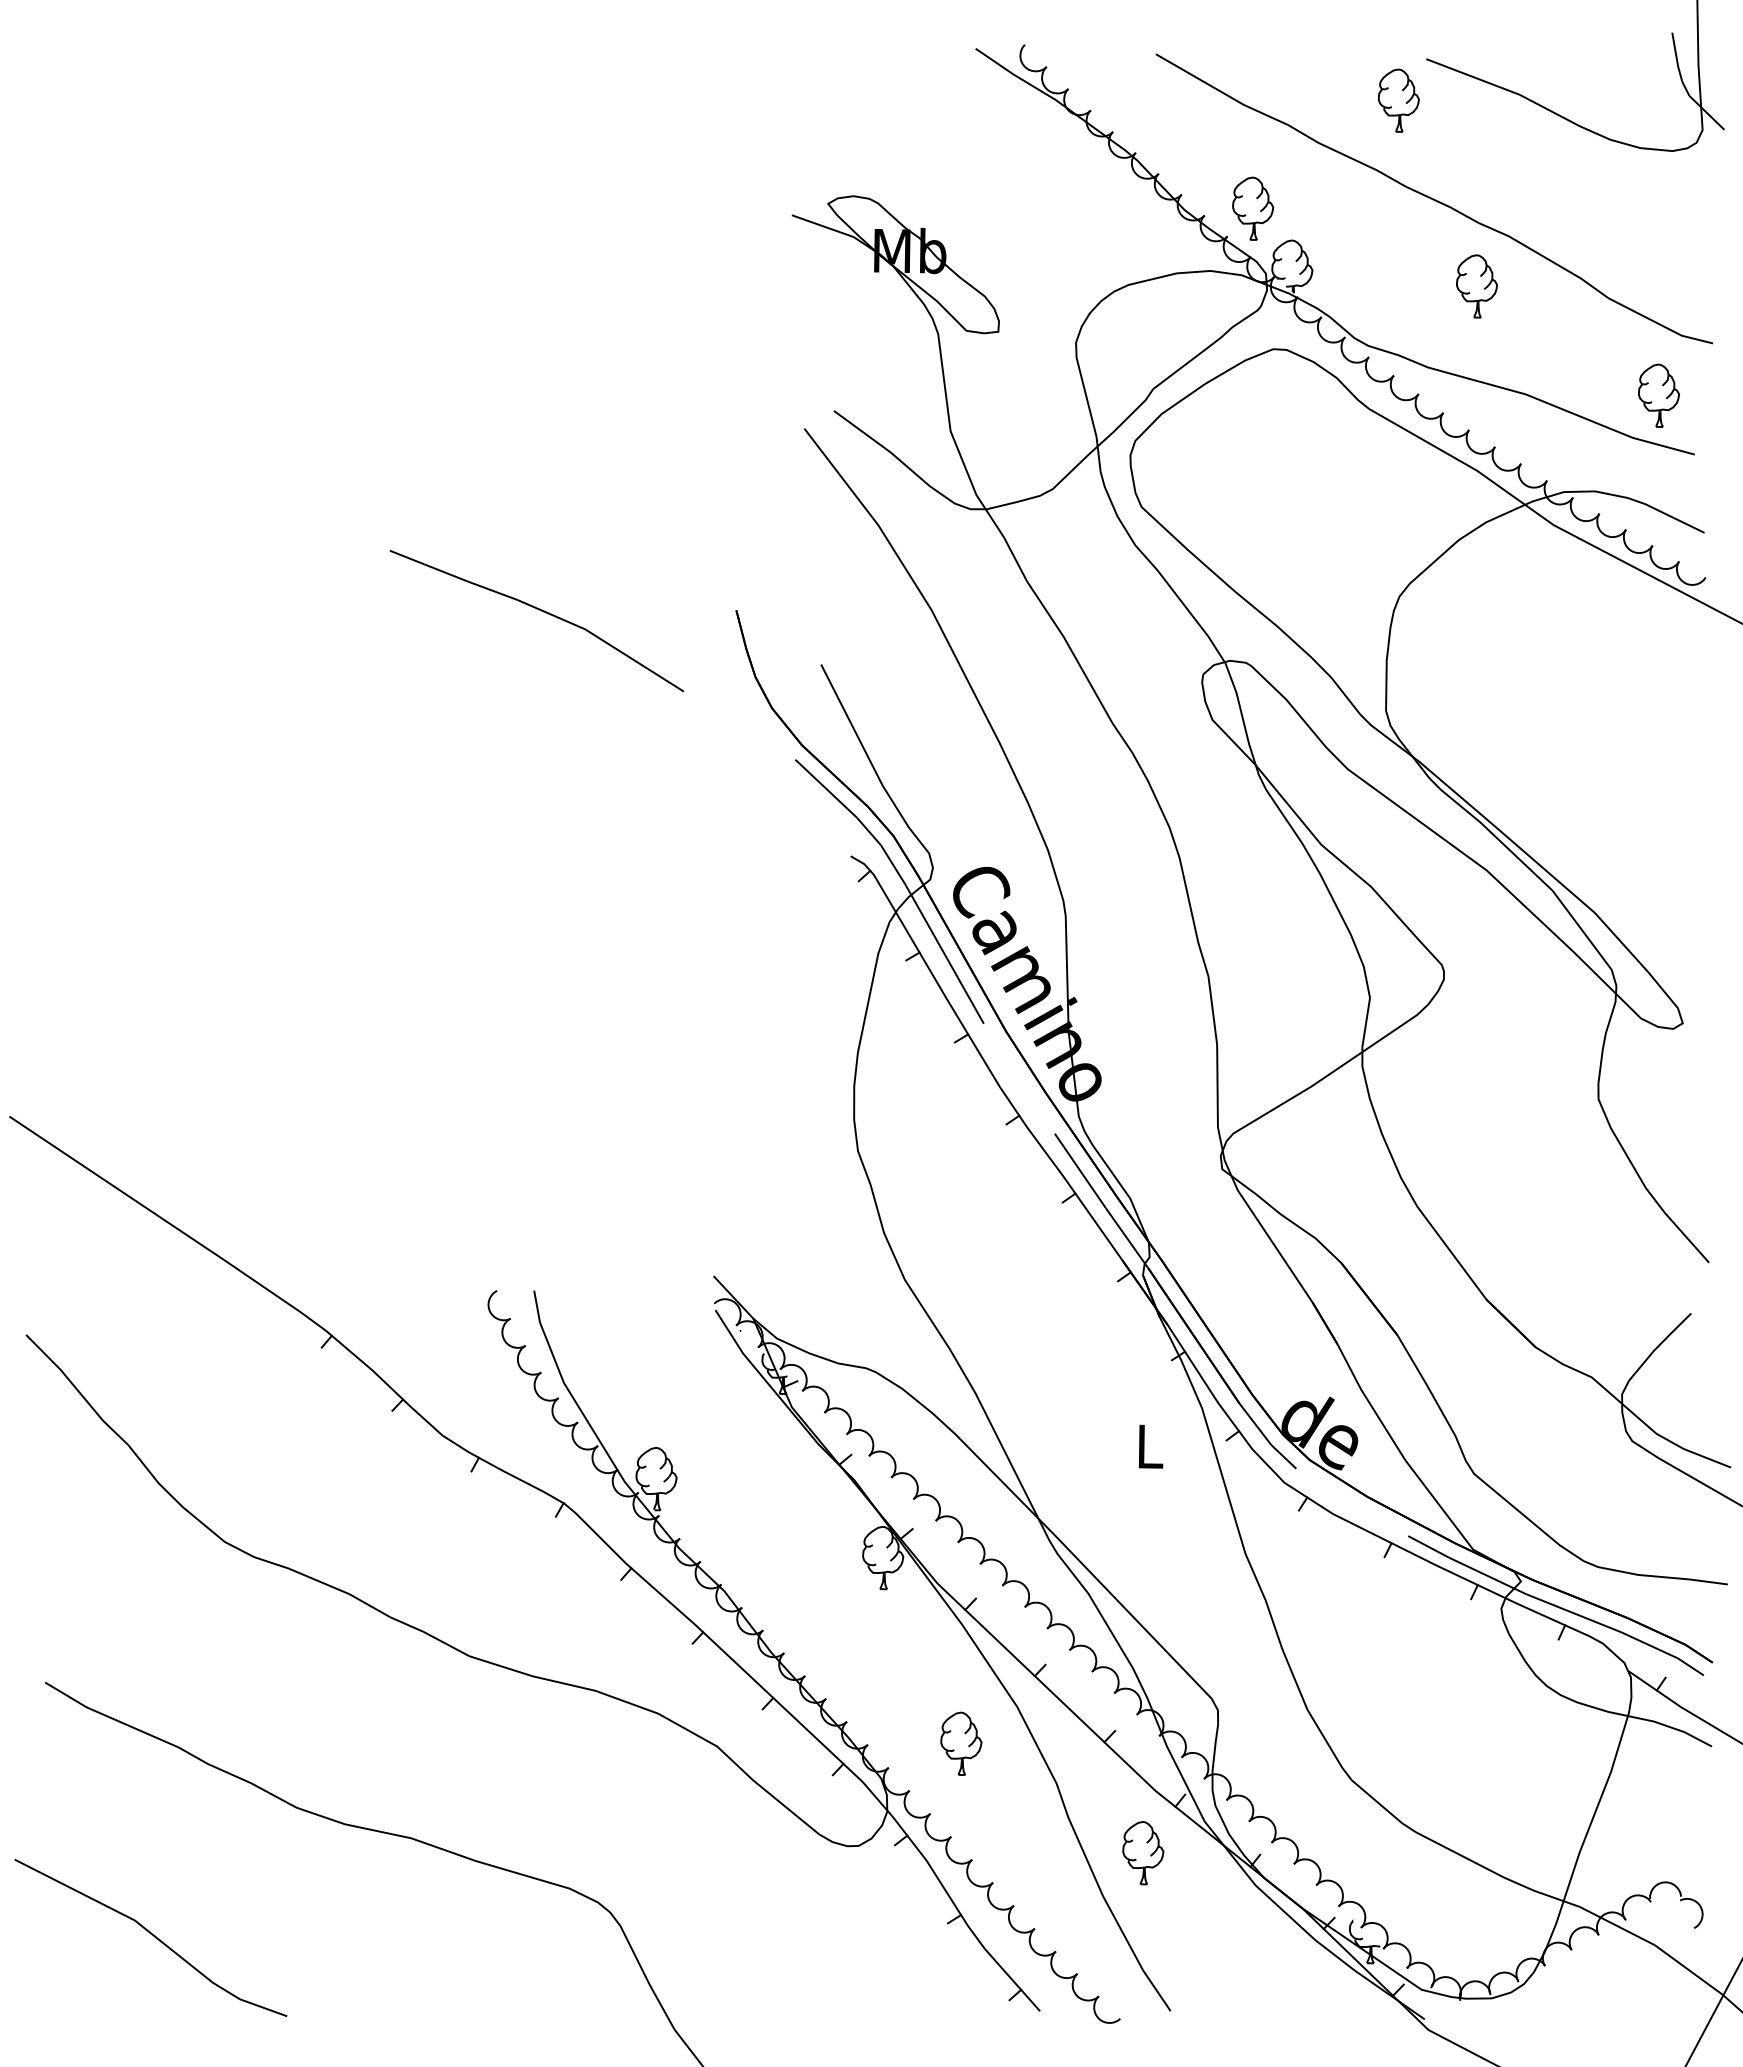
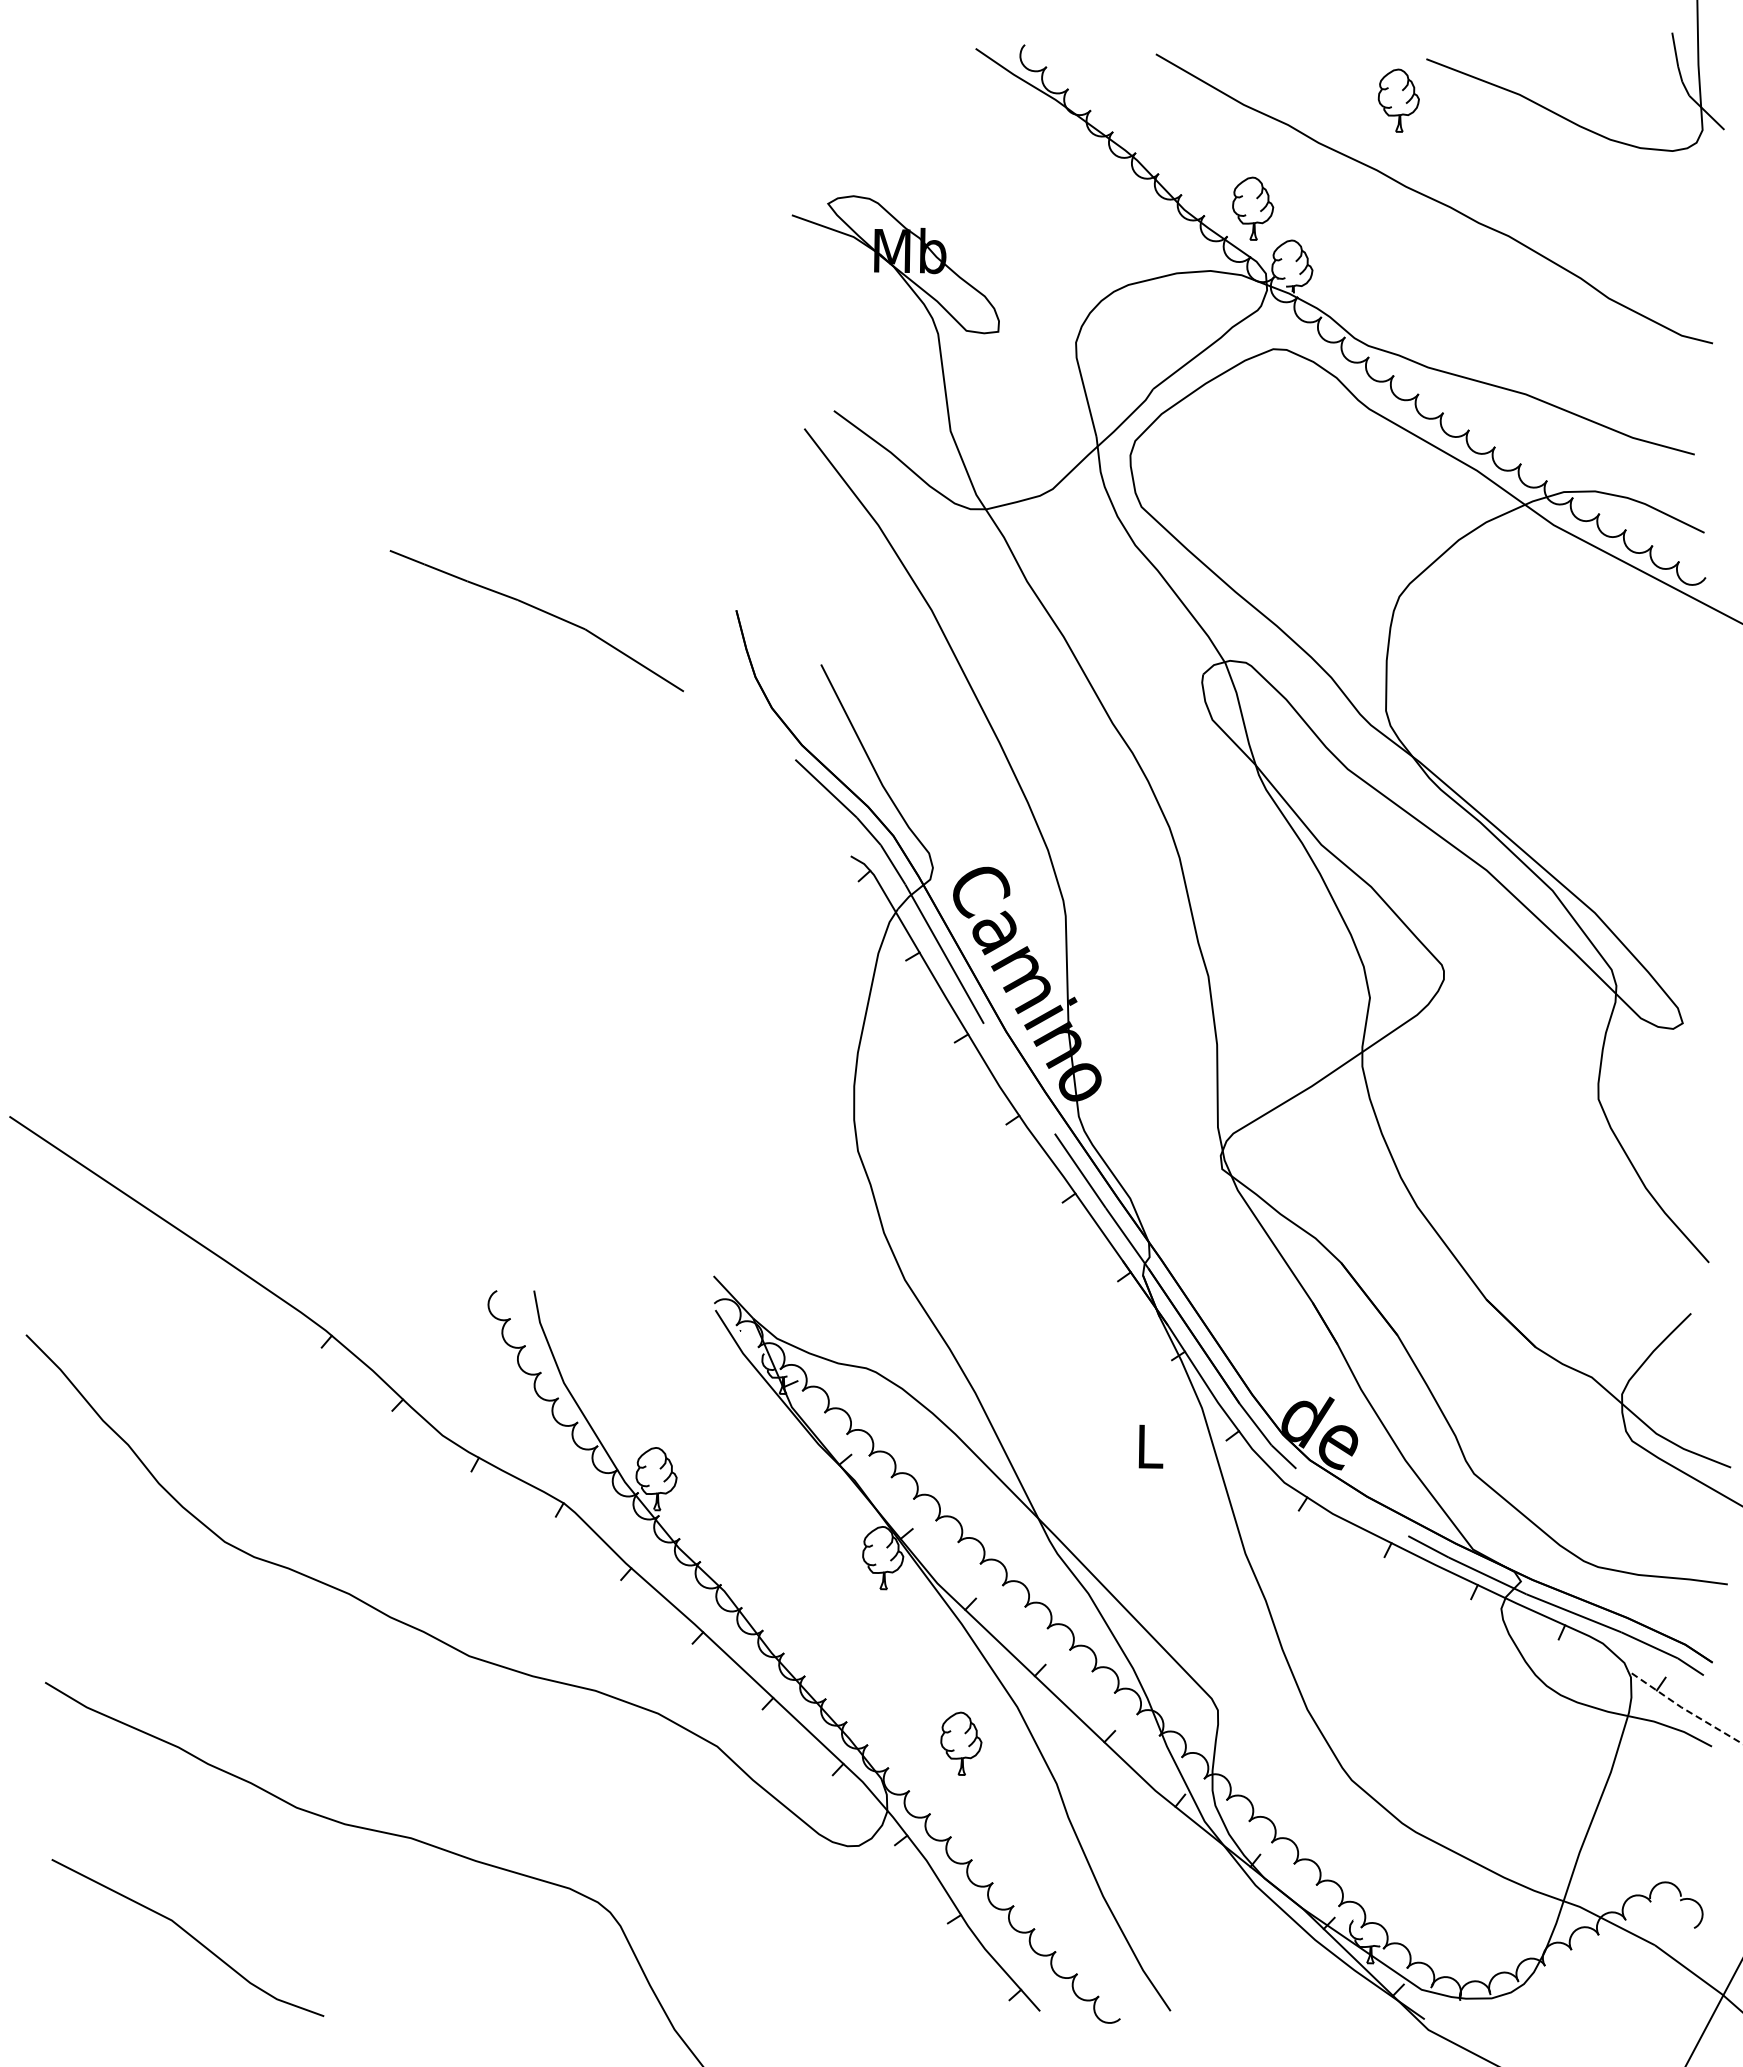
part: present -> none (1476, 286)
part: present -> none (1658, 395)
line: solid -> dashed (1682, 1708)
part: present -> none (1143, 1853)
line position: (152, 1935) -> (189, 1935) (189, 1935)
